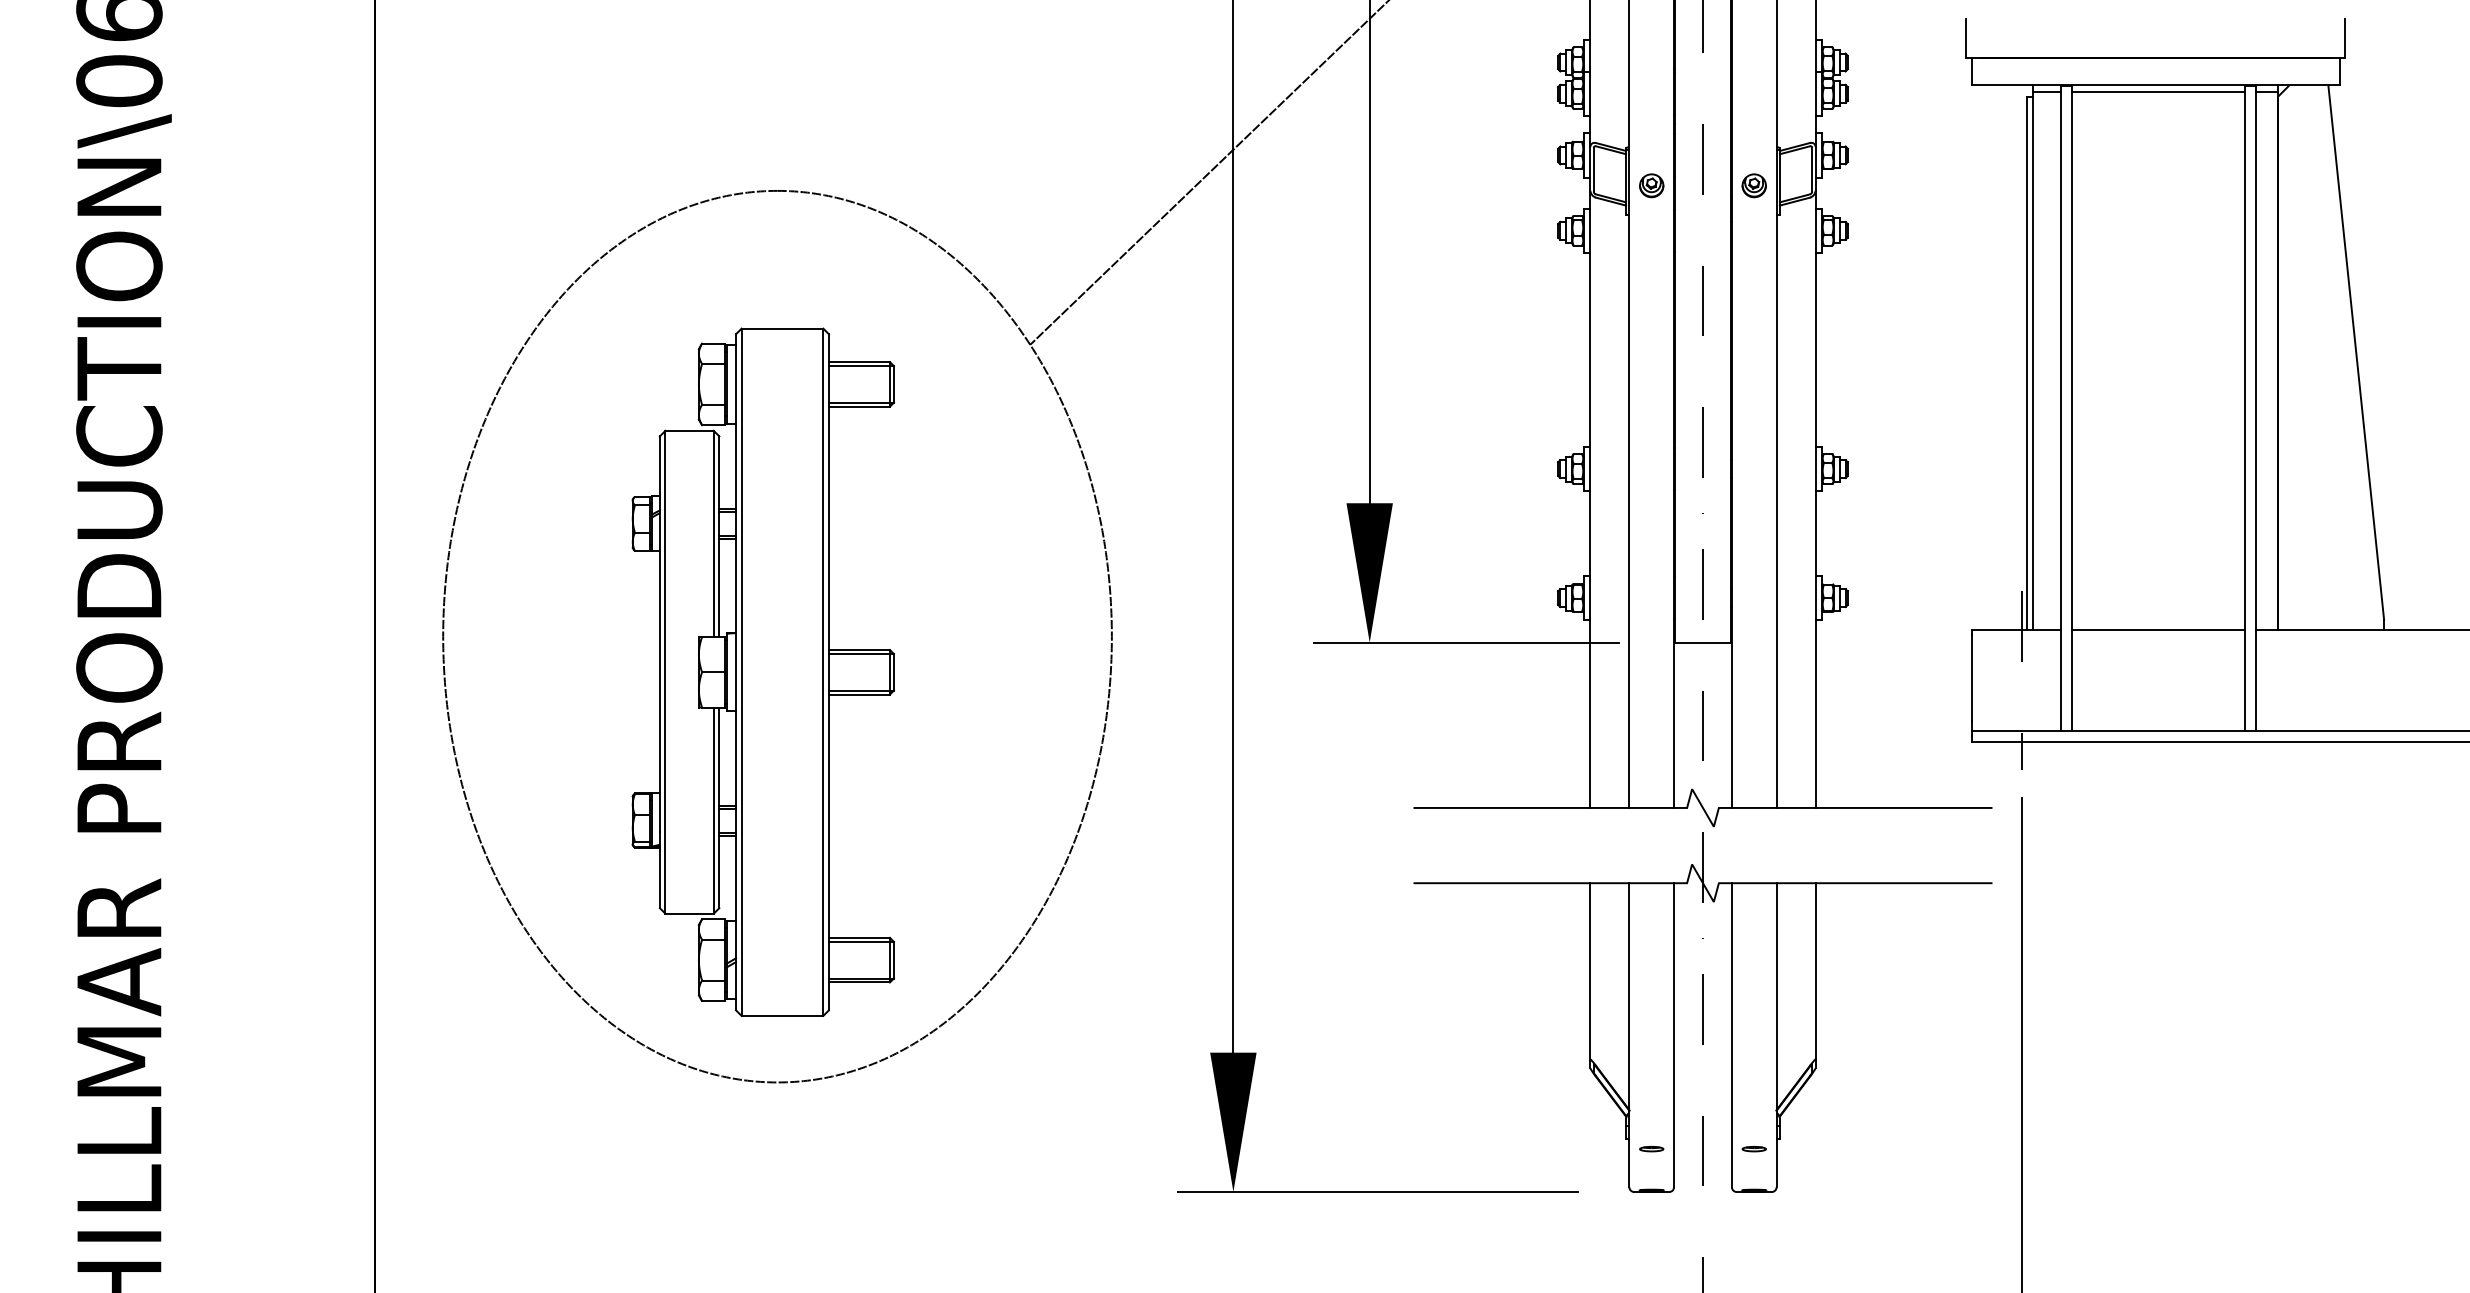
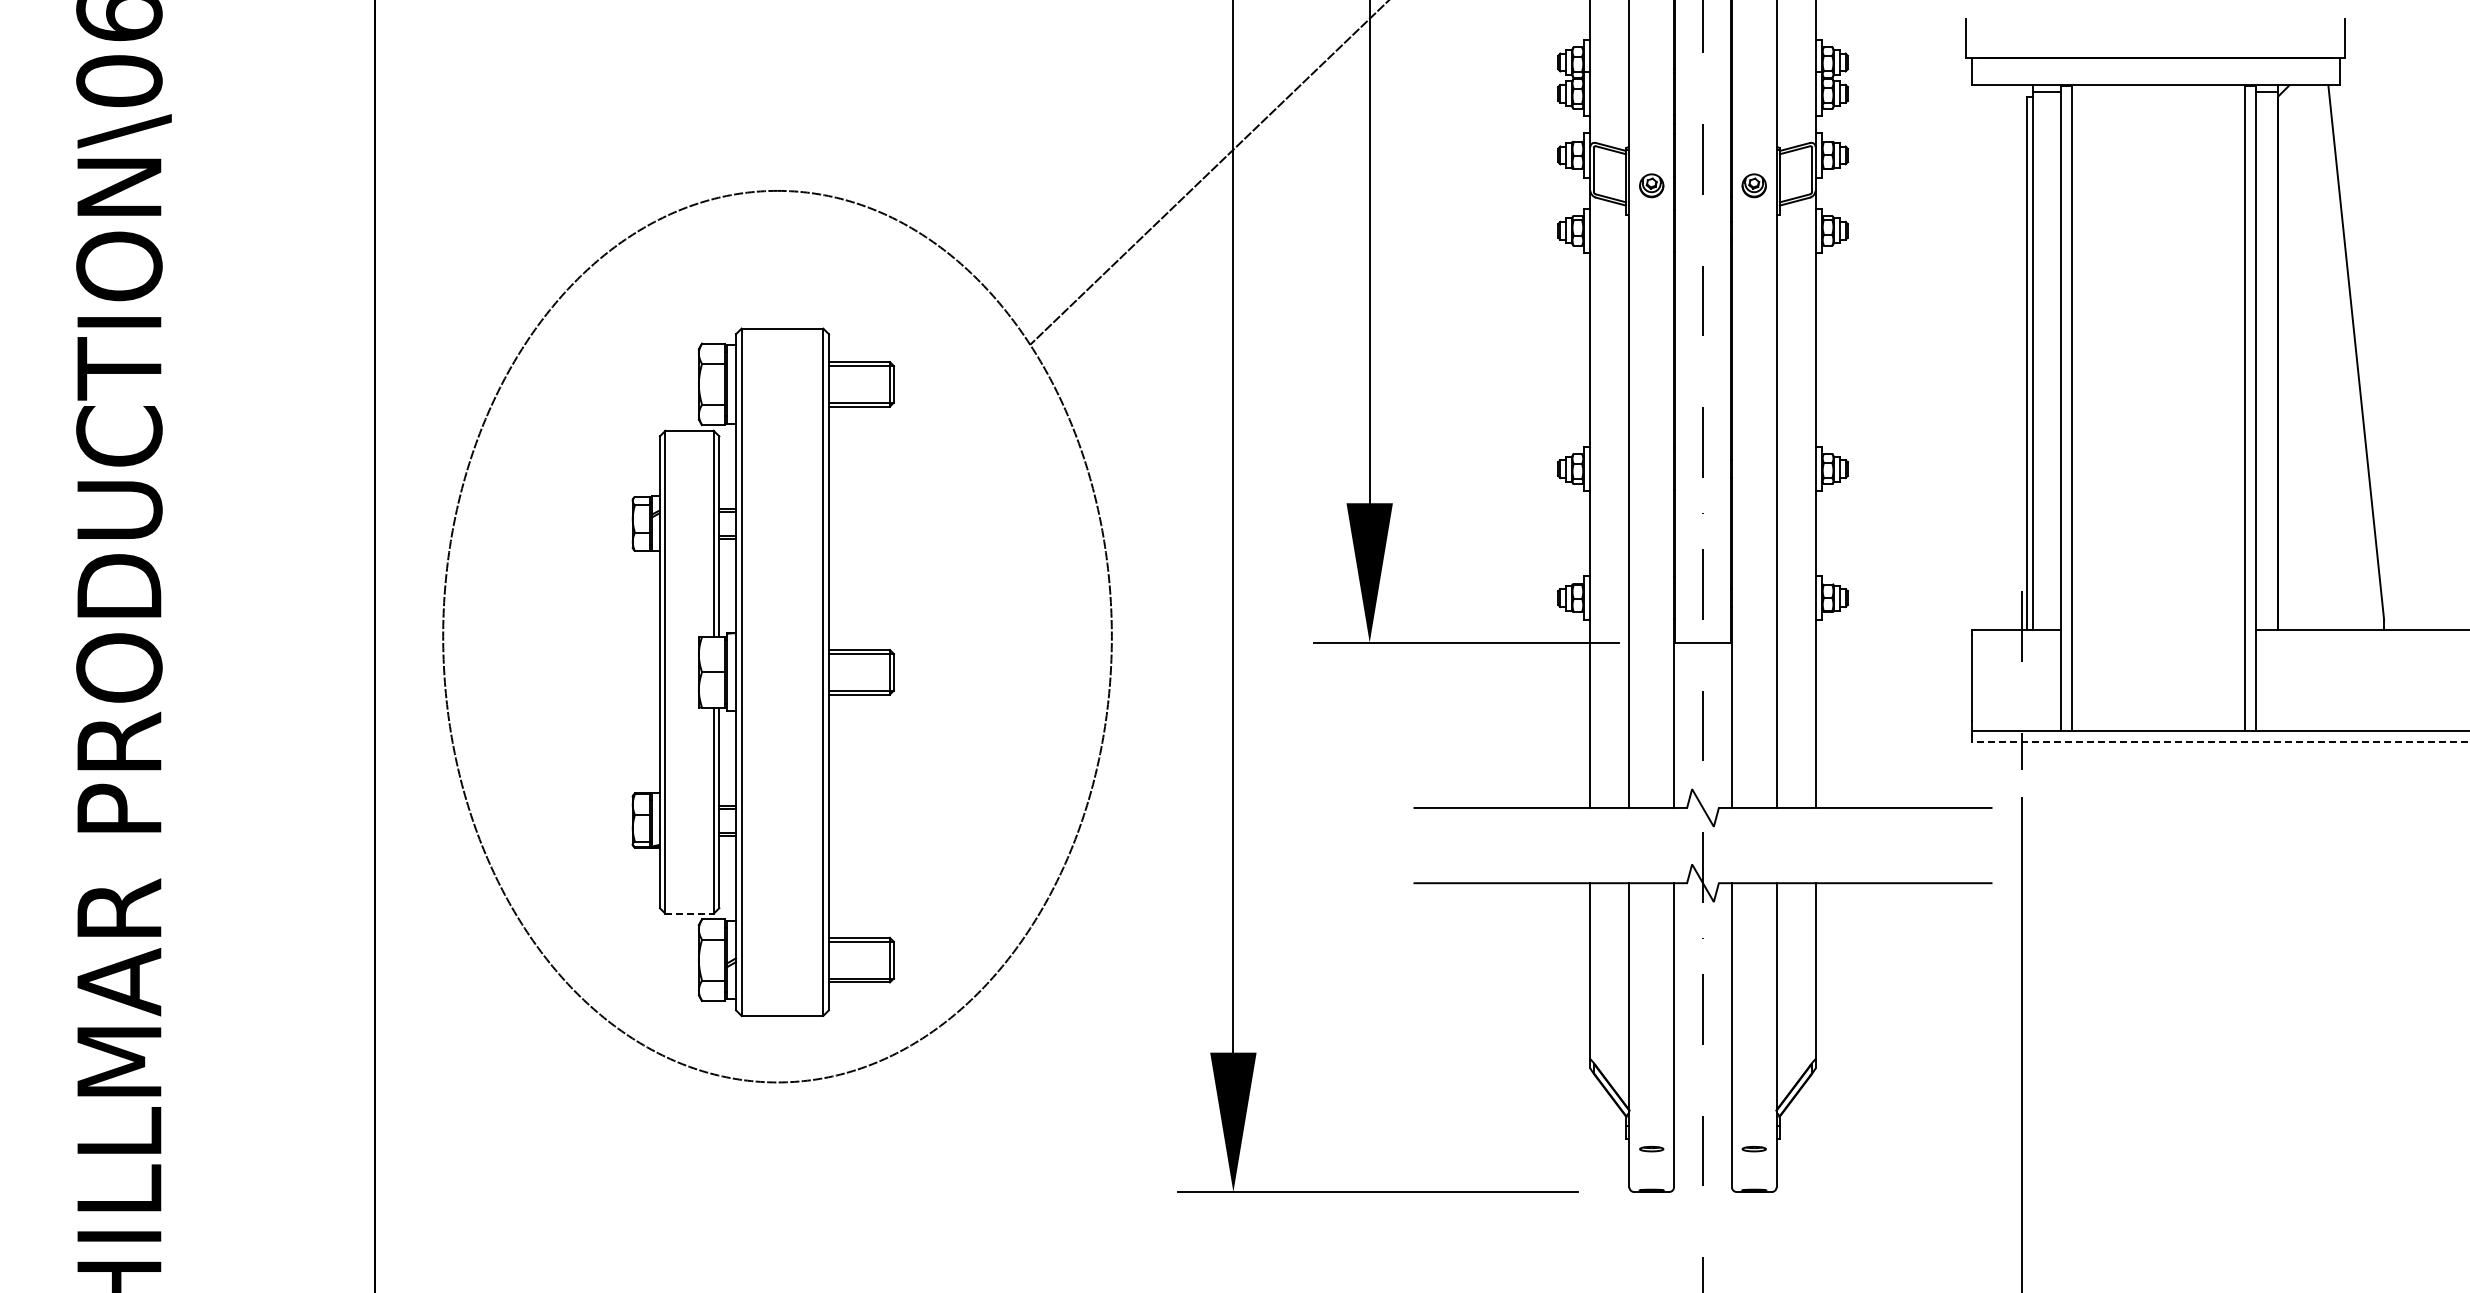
line: present -> none (2158, 92)
line: present -> none (2158, 630)
line: solid -> dashed (2220, 741)
line: solid -> dashed (690, 913)
